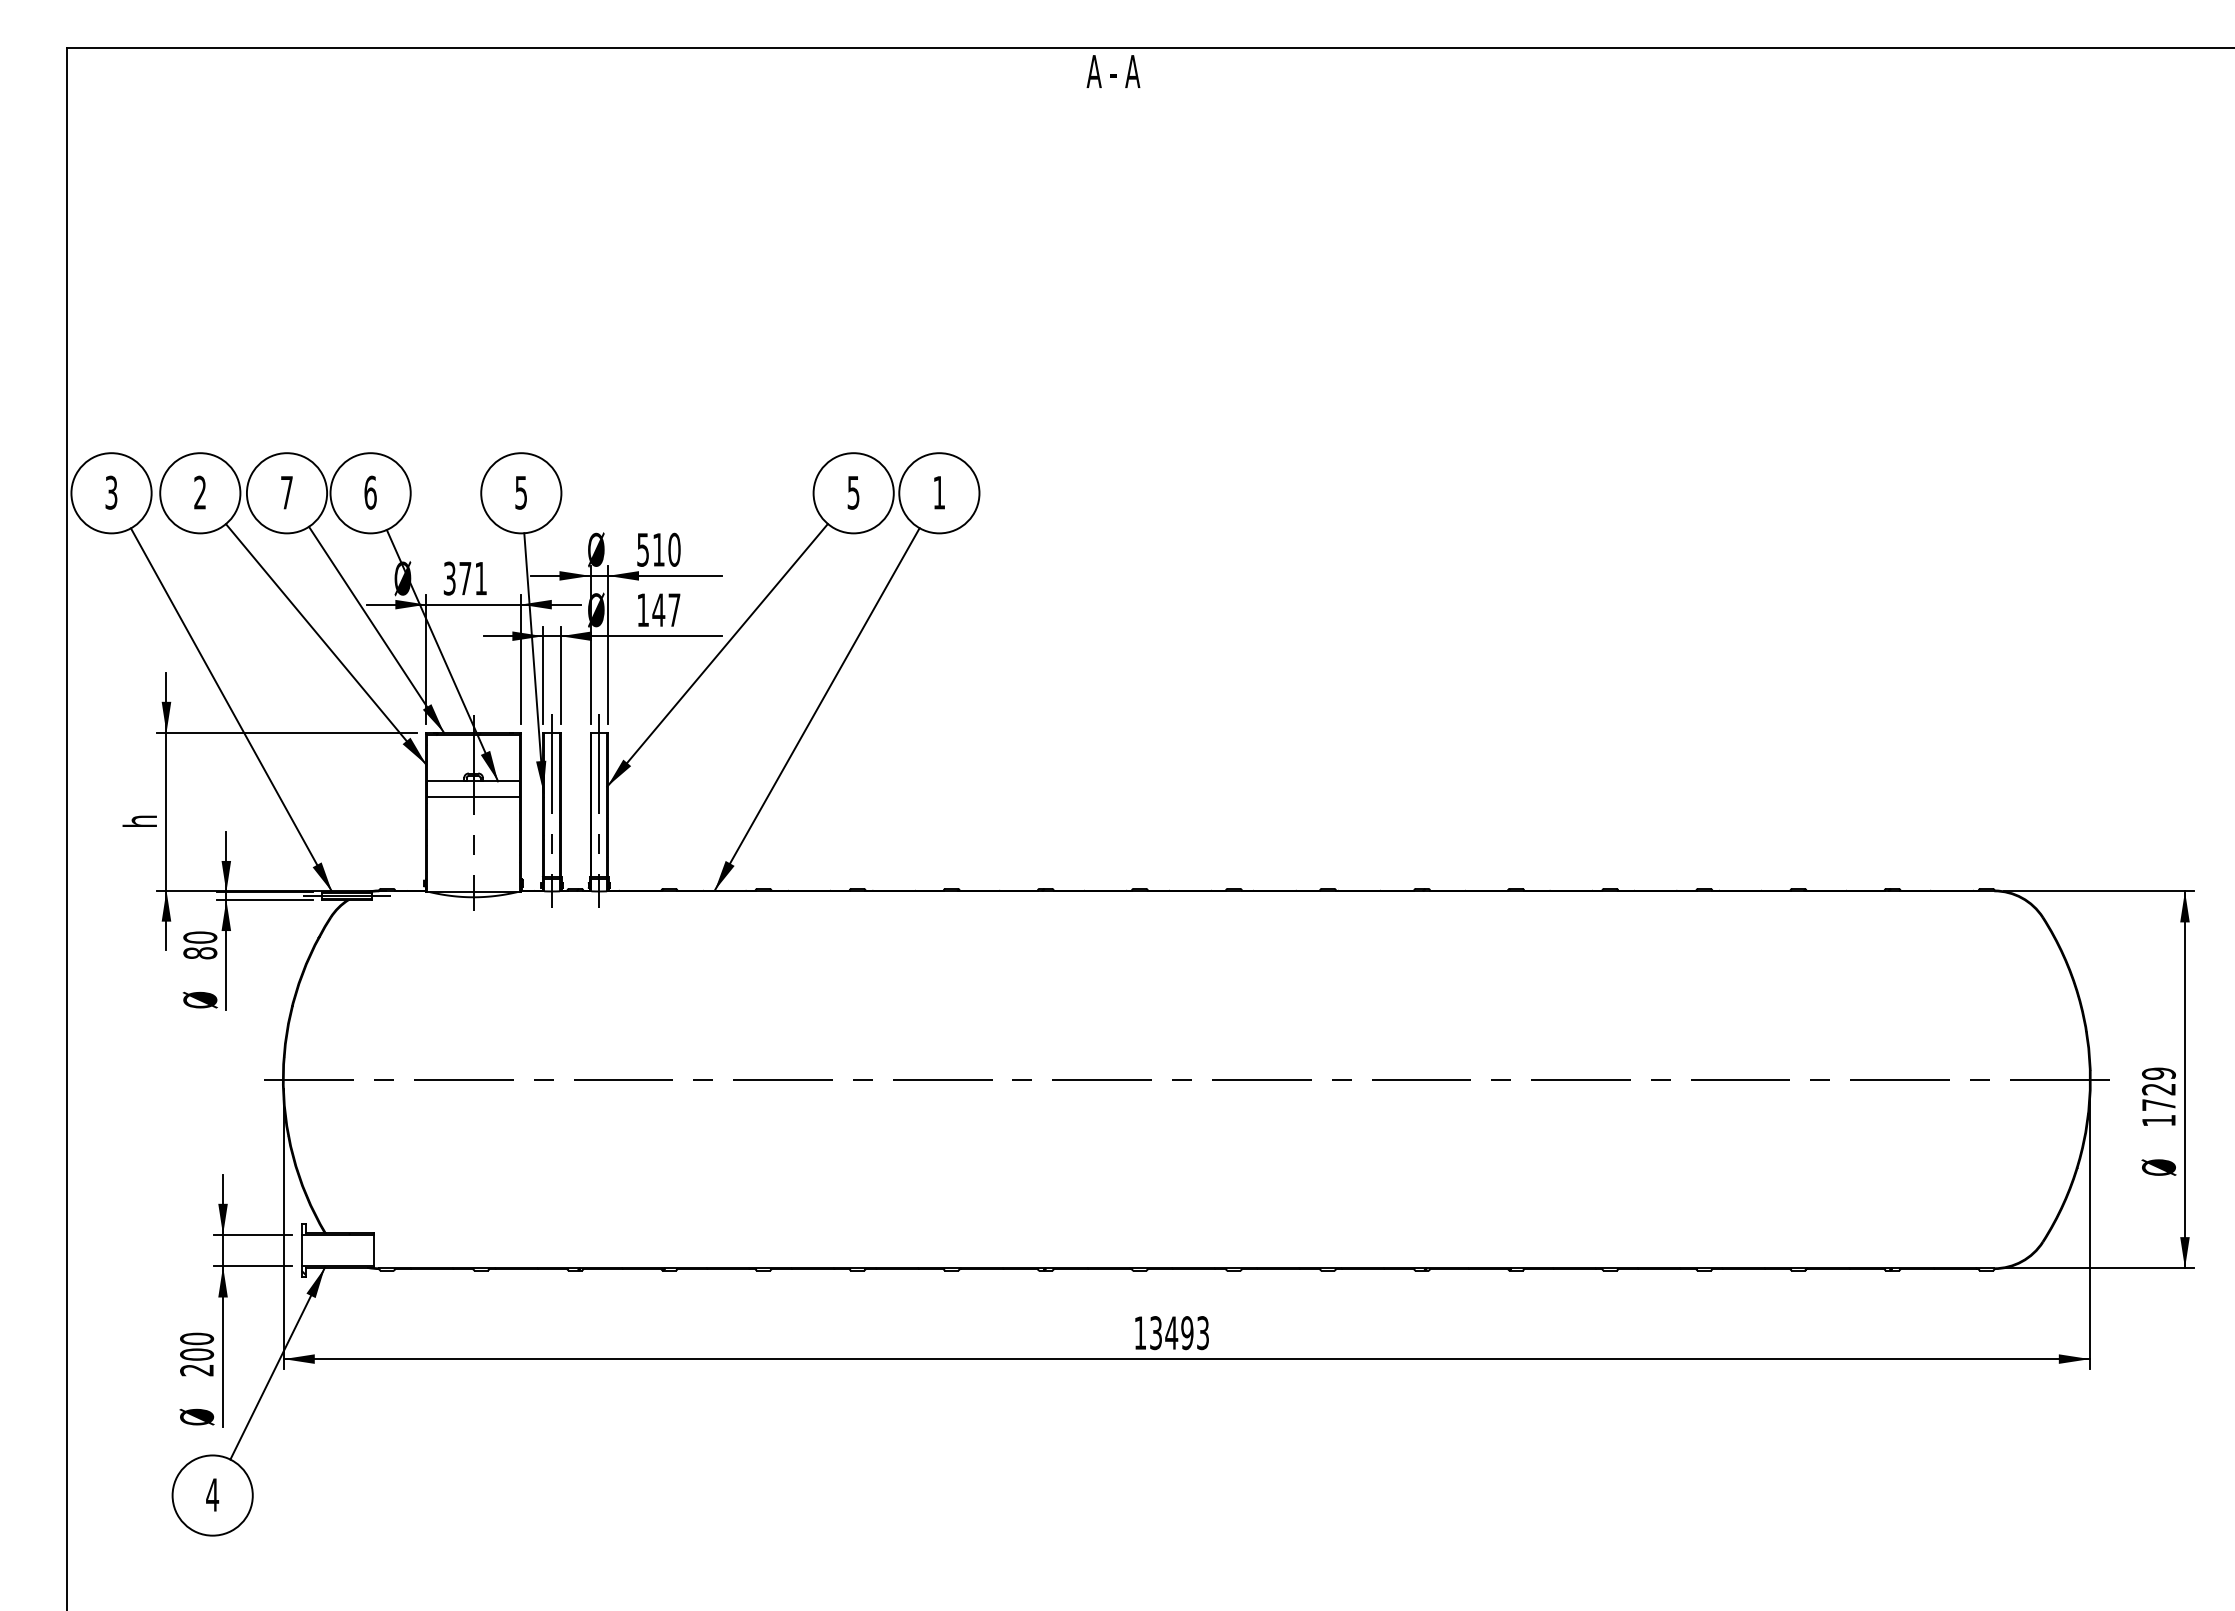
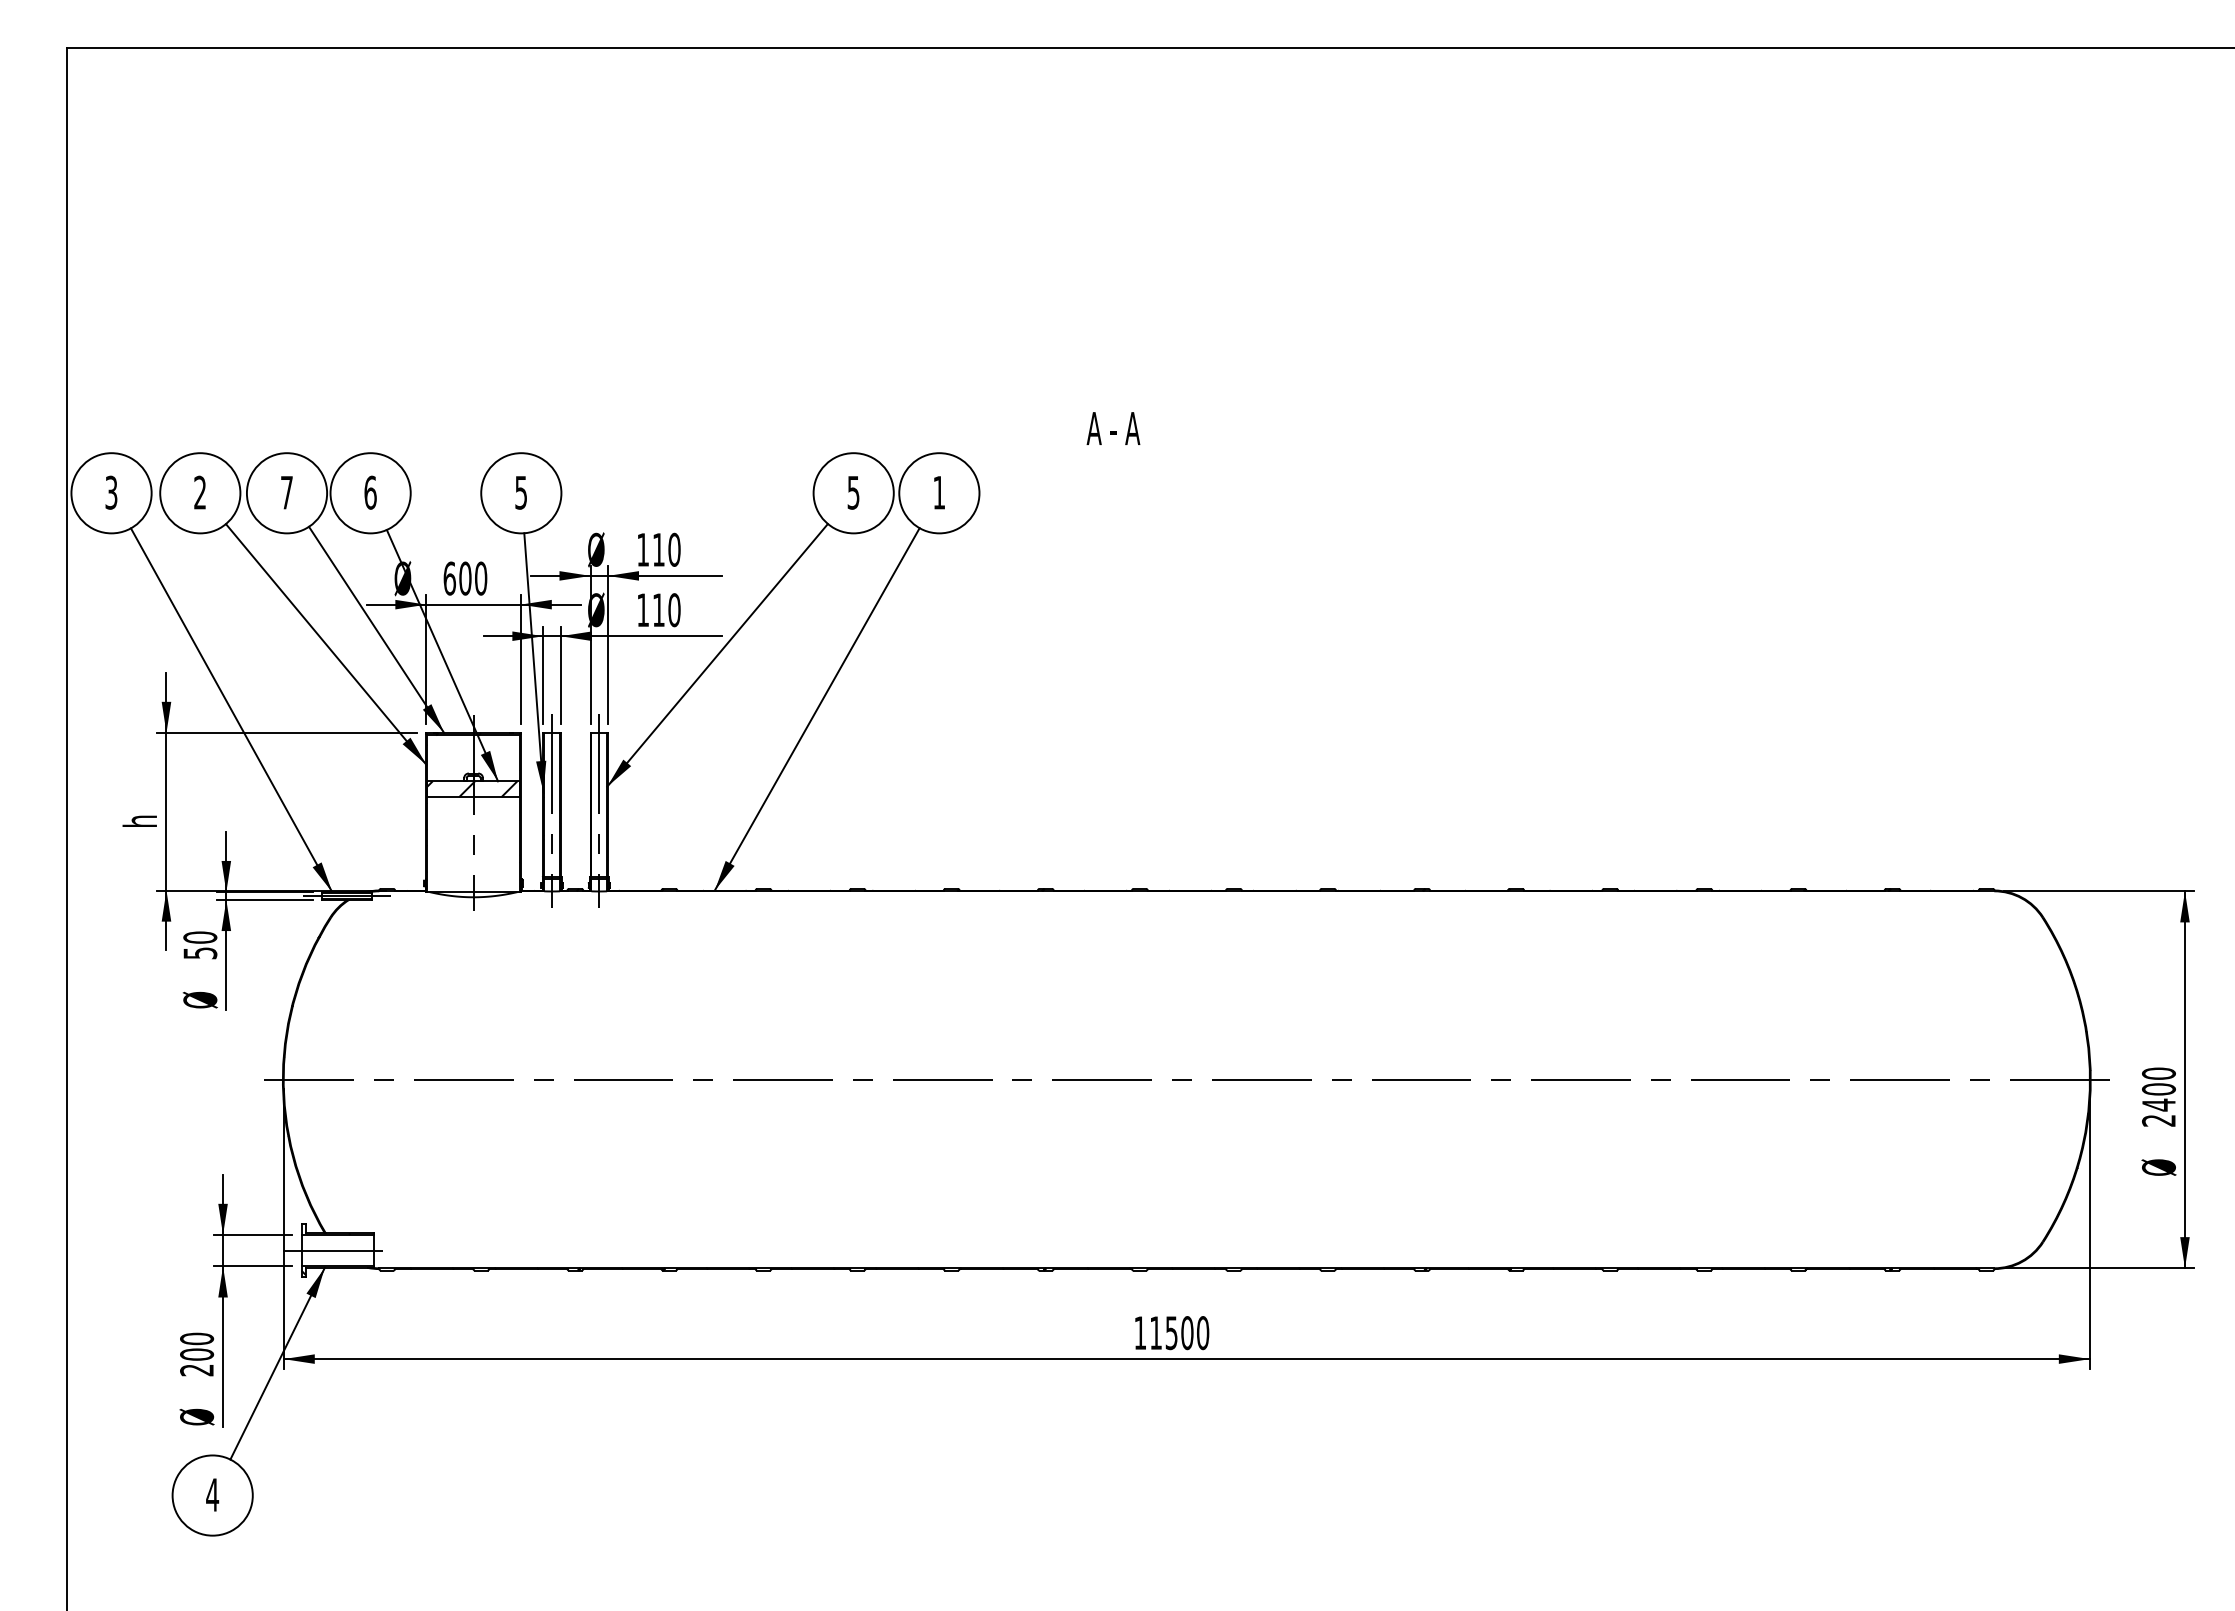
text position: (1113, 71) -> (1113, 428) (1113, 428)
text: 510 -> 110 (642, 549)
text: 371 -> 600 (465, 578)
text: 147 -> 110 (666, 610)
hatch: none -> present (472, 789)
text: 80 -> 50 (200, 953)
text: 1729 -> 2400 (2158, 1096)
line: none -> present (337, 1250)
text: 13493 -> 11500 (1179, 1333)
